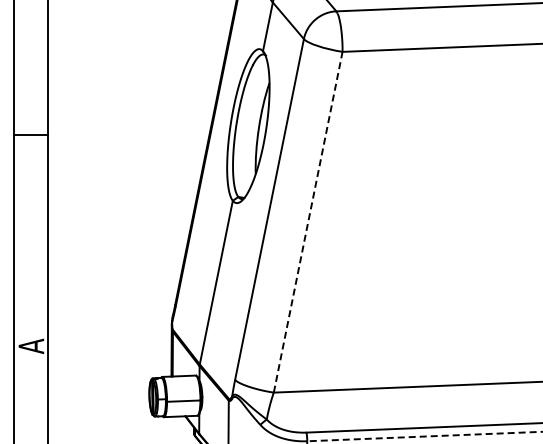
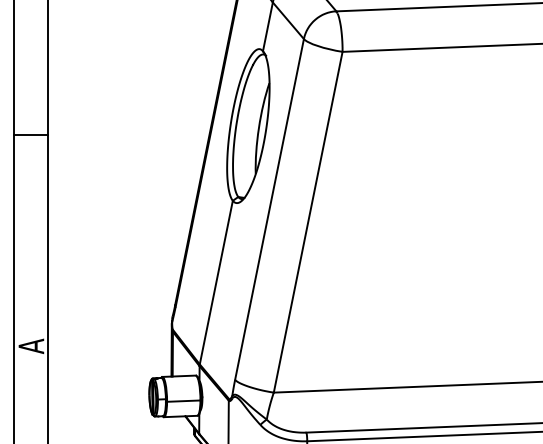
line: dashed -> solid (308, 222)
line: dashed -> solid (425, 436)
